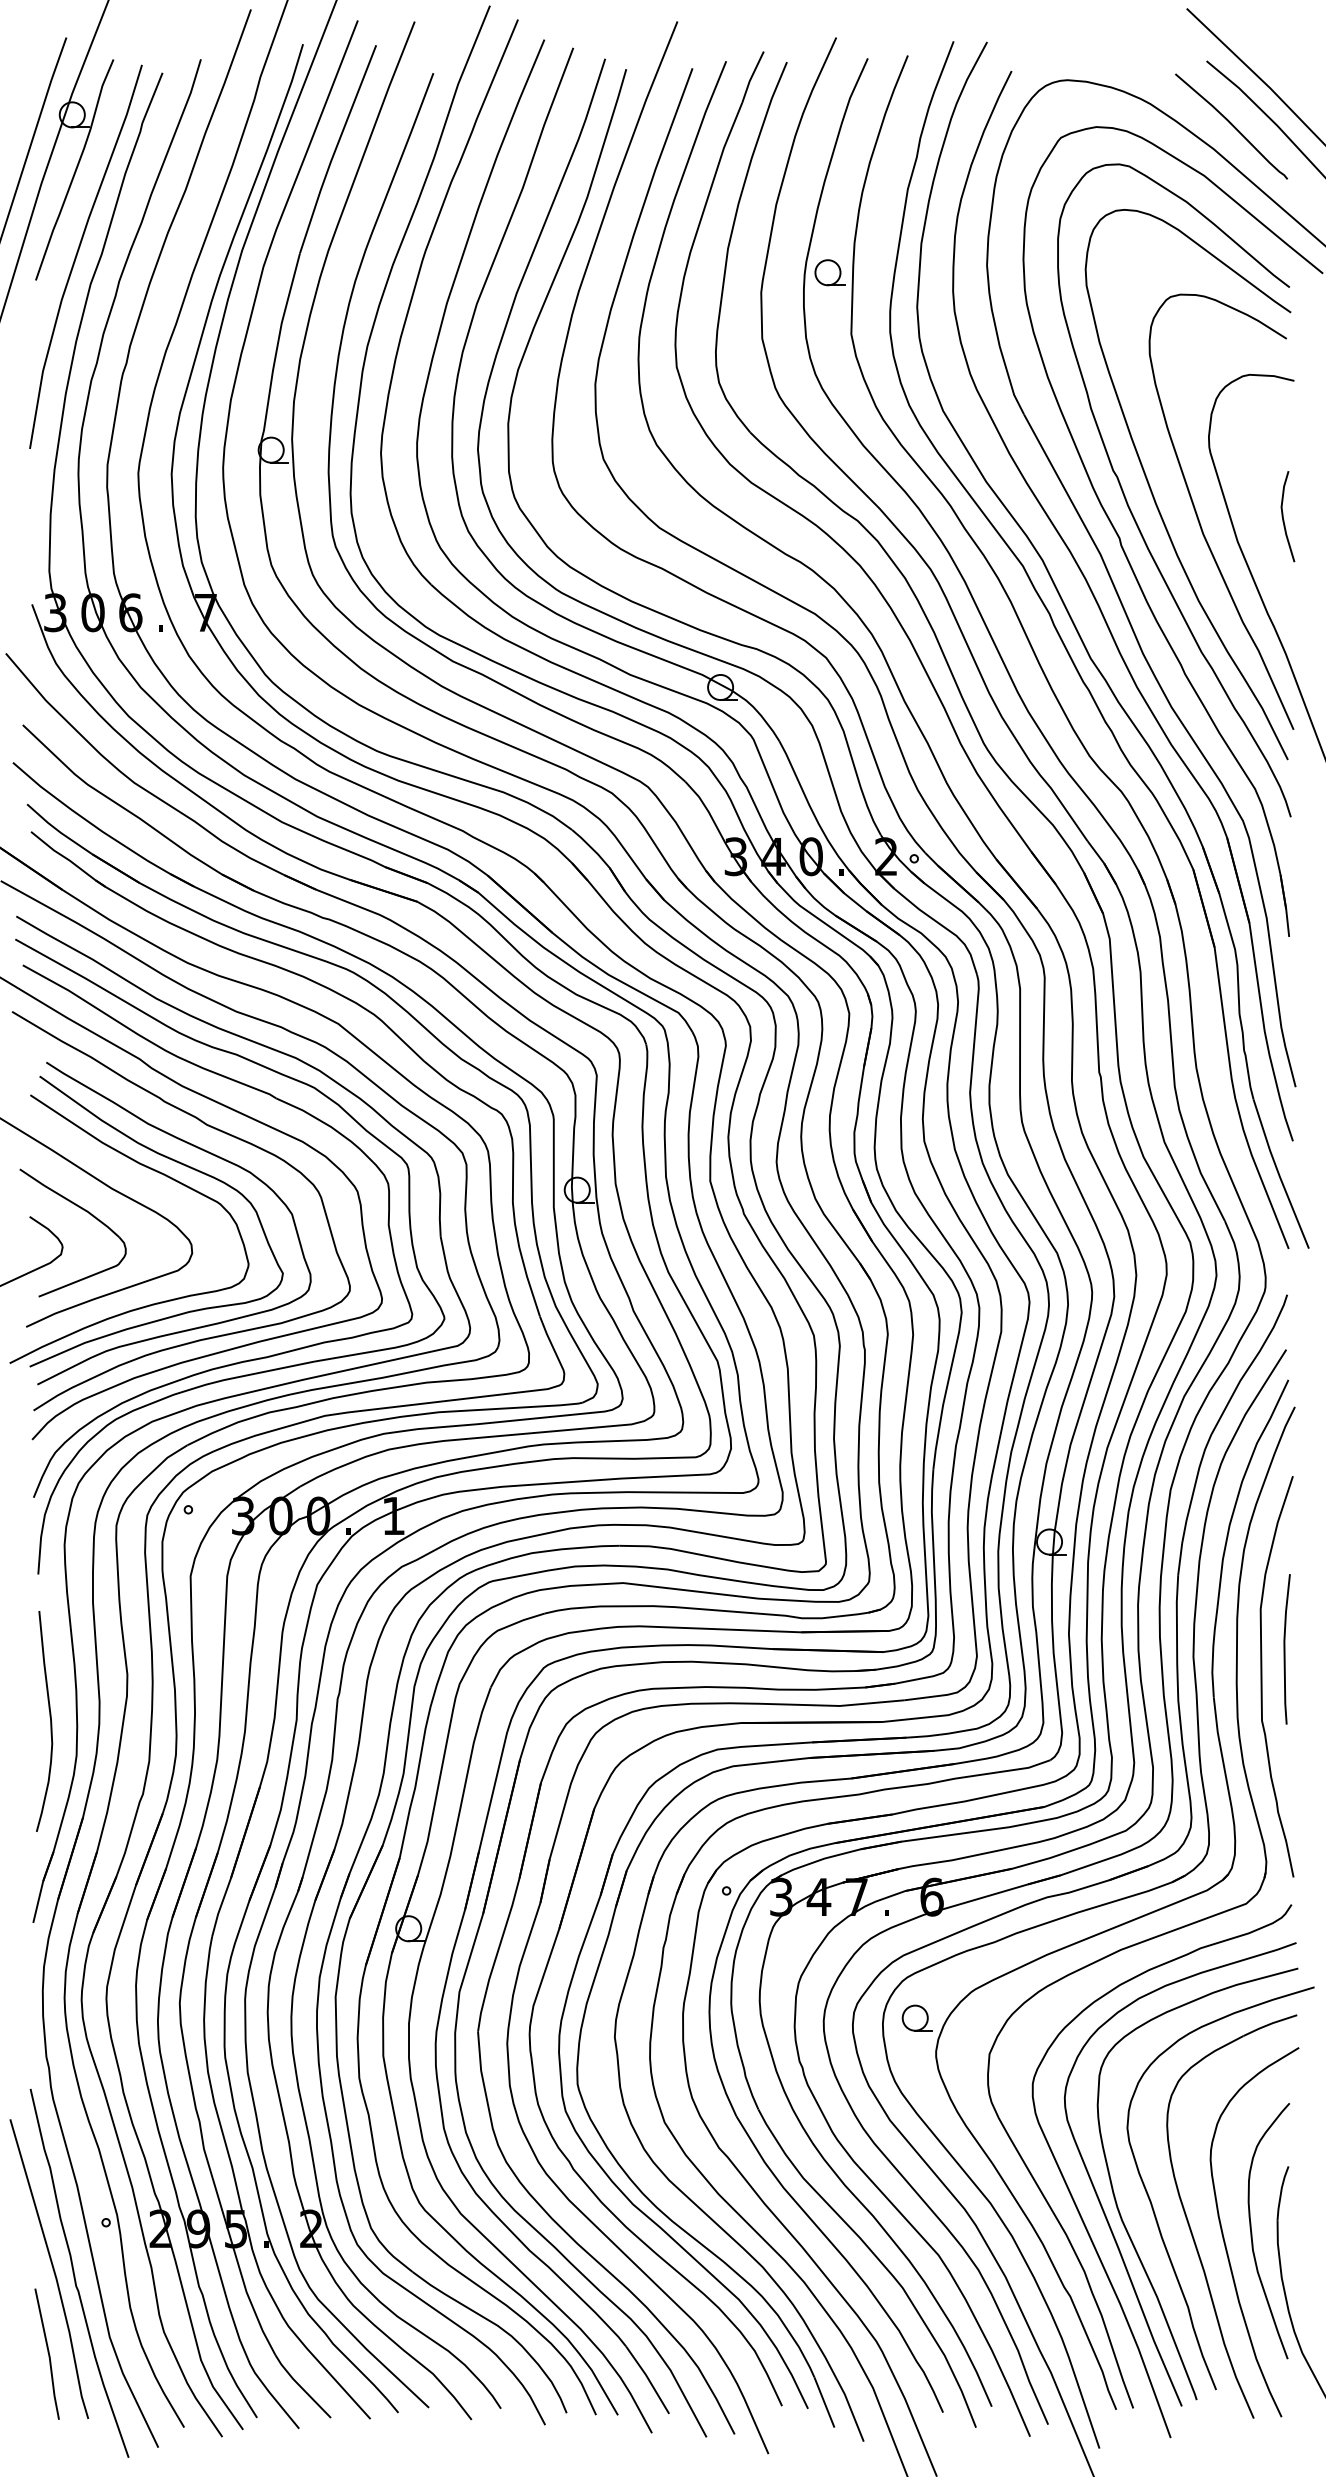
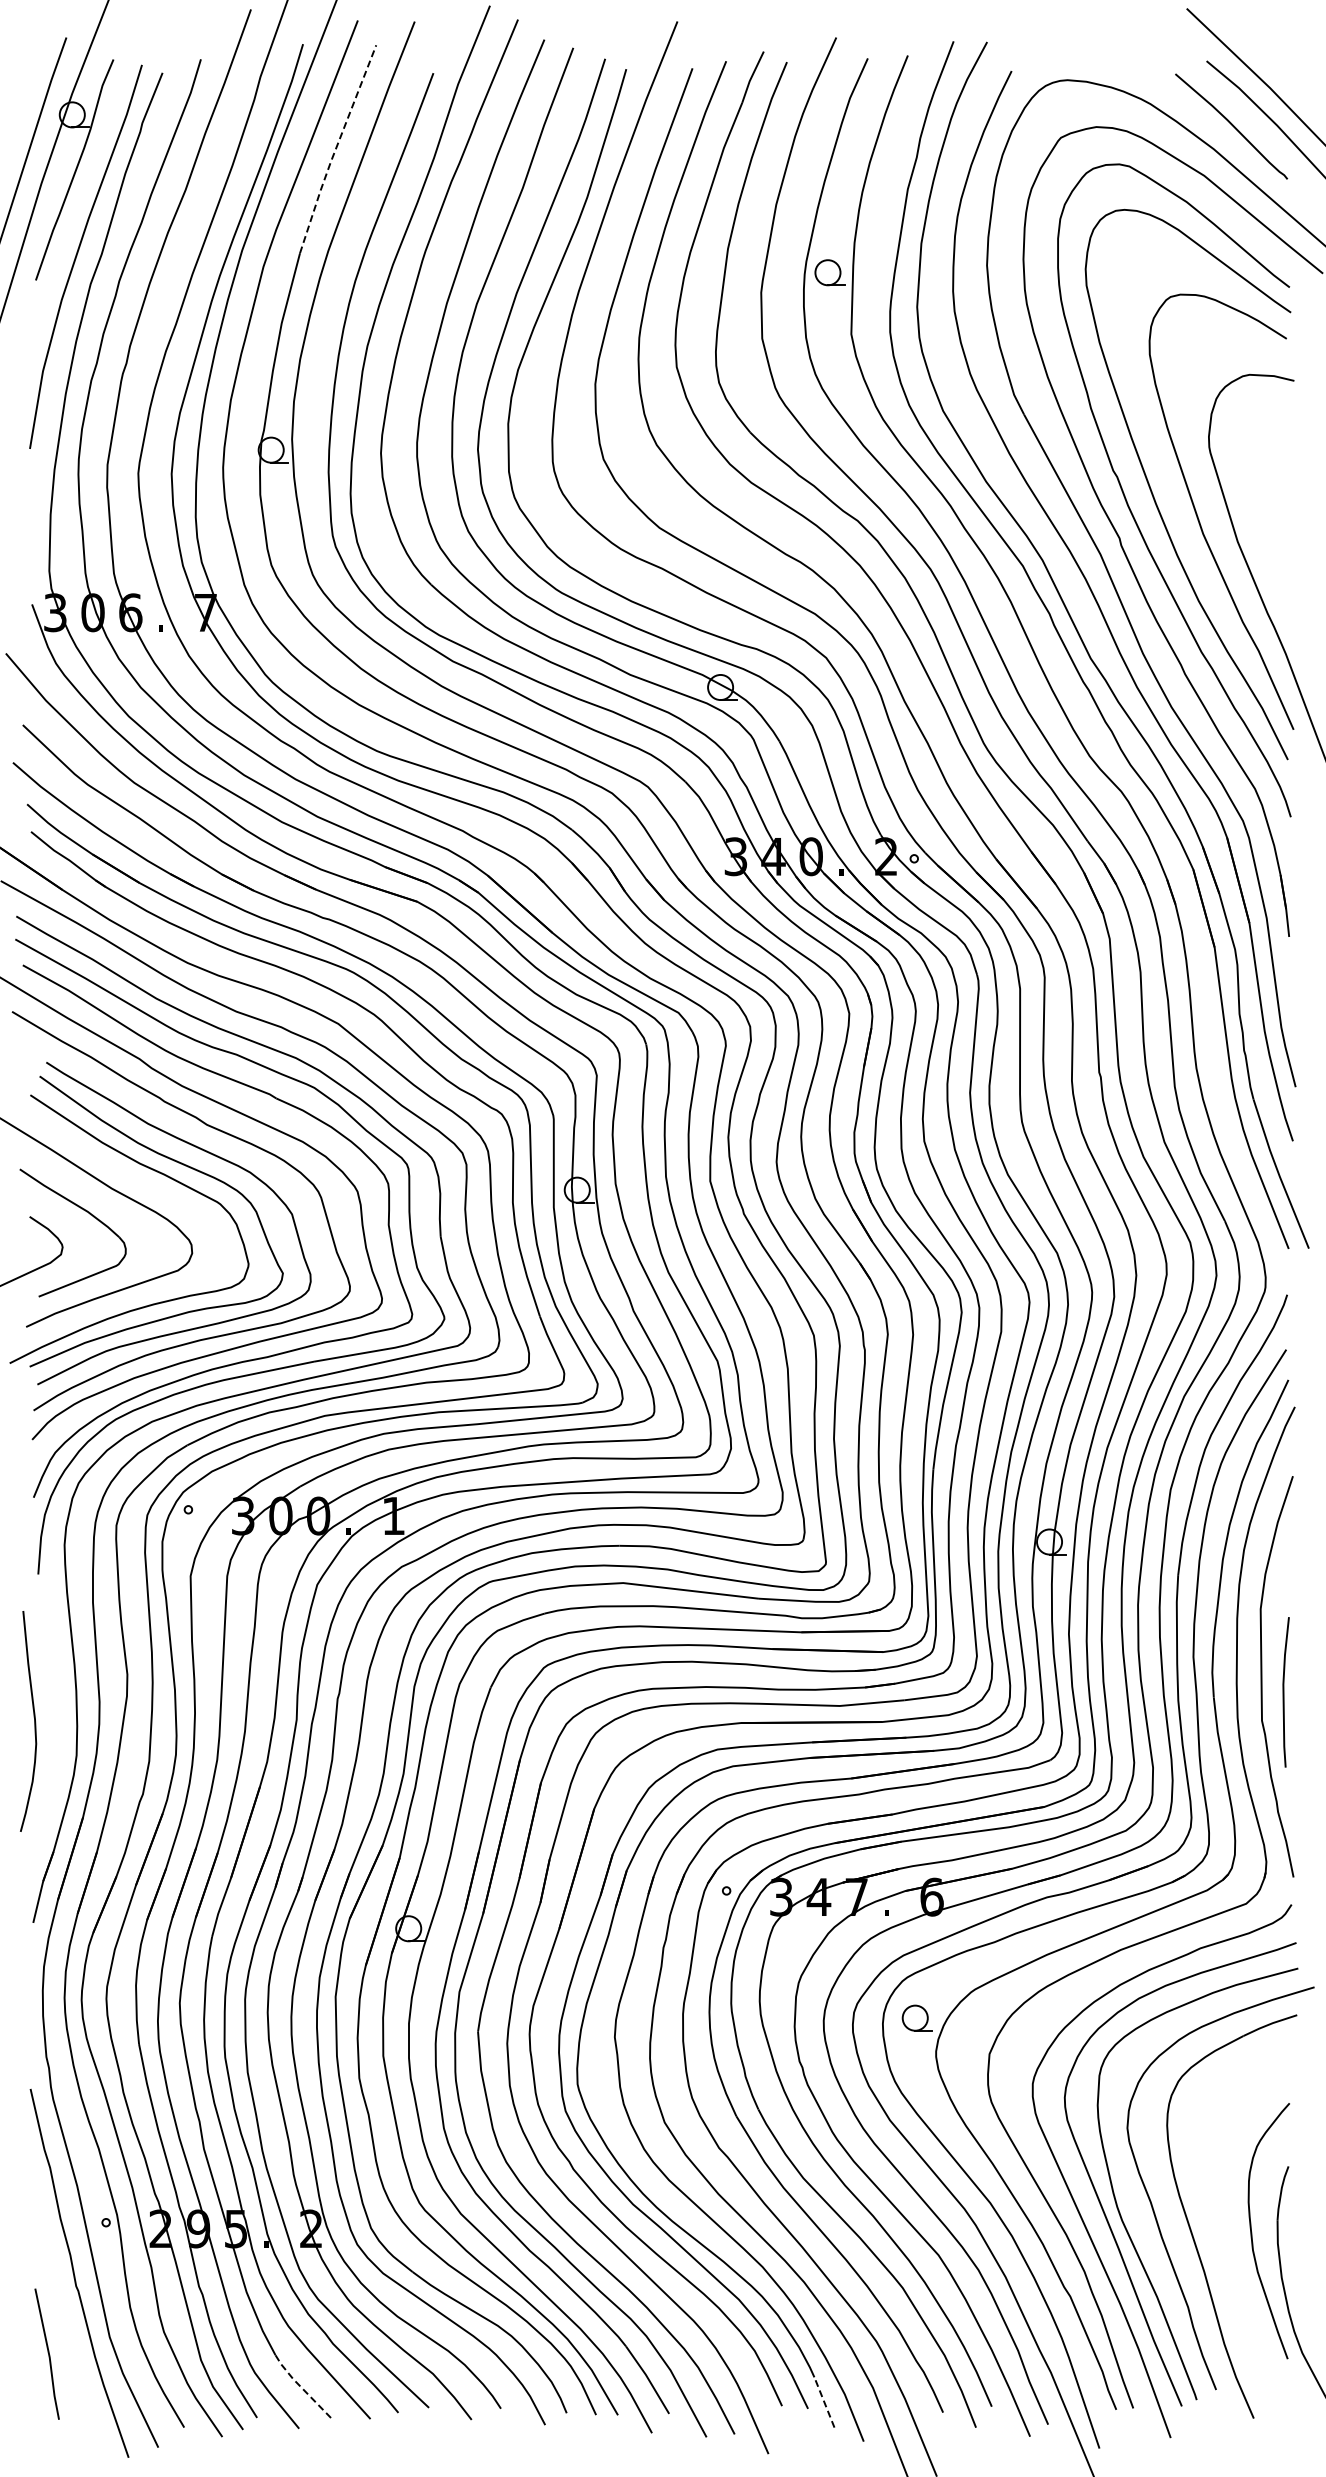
line: solid -> dashed (335, 149)
curve: present -> none (1283, 516)
line position: (1285, 1649) -> (1284, 1692) (1284, 1692)
curve position: (50, 1721) -> (34, 1721) (34, 1721)
curve: present -> none (1225, 2241)
line: present -> none (52, 2268)
line: solid -> dashed (300, 2386)
line: solid -> dashed (824, 2402)
